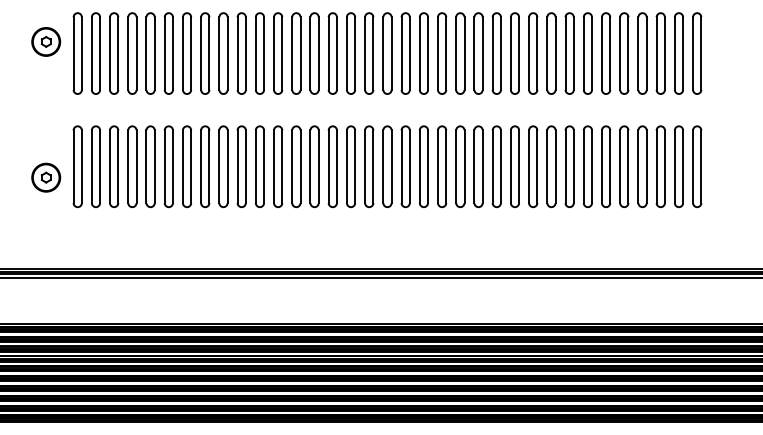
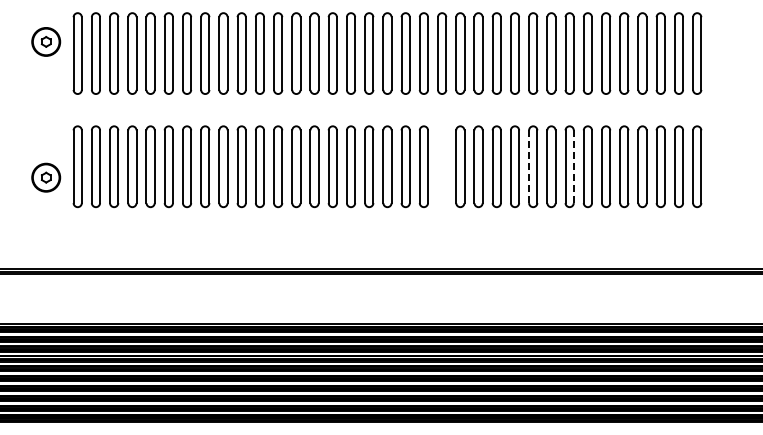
part: present -> none (442, 166)
line: solid -> dashed (573, 166)
line: solid -> dashed (529, 167)
line: present -> none (380, 277)
